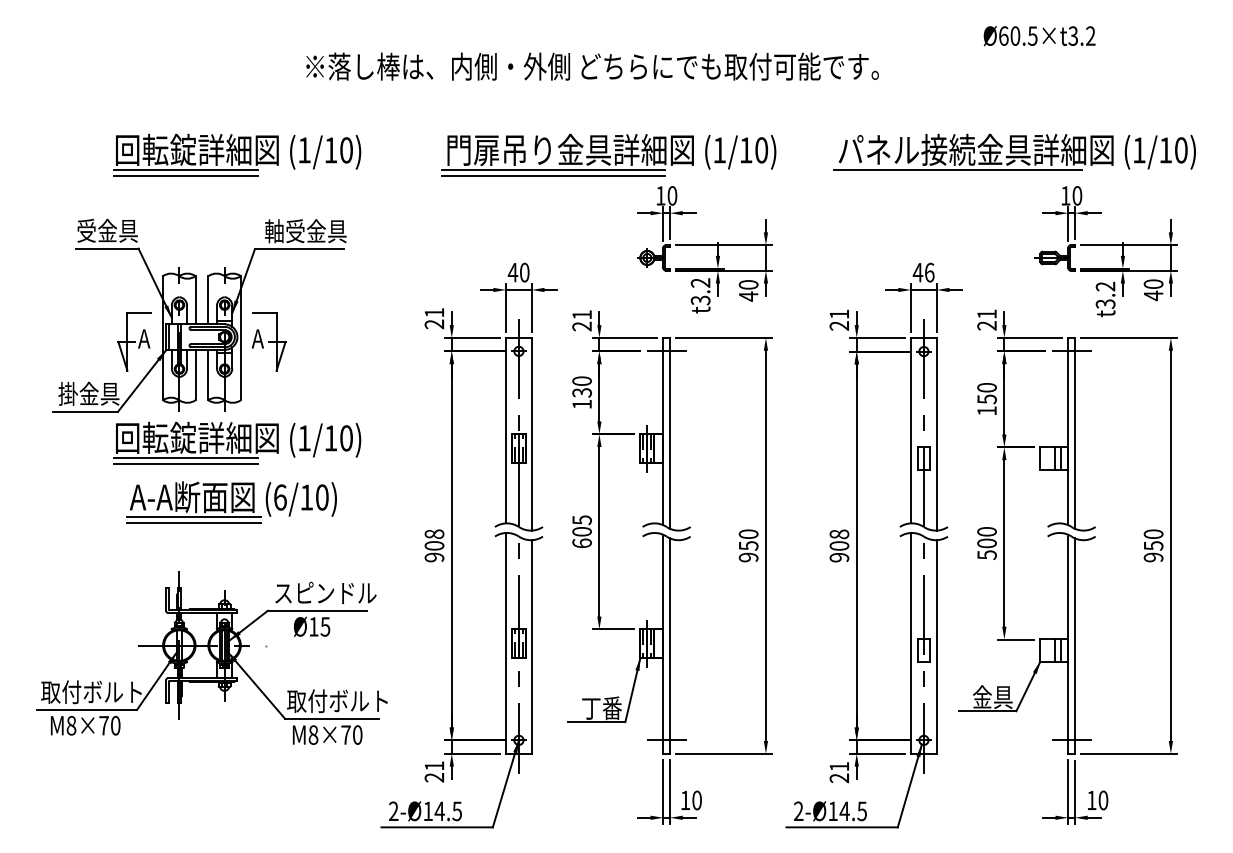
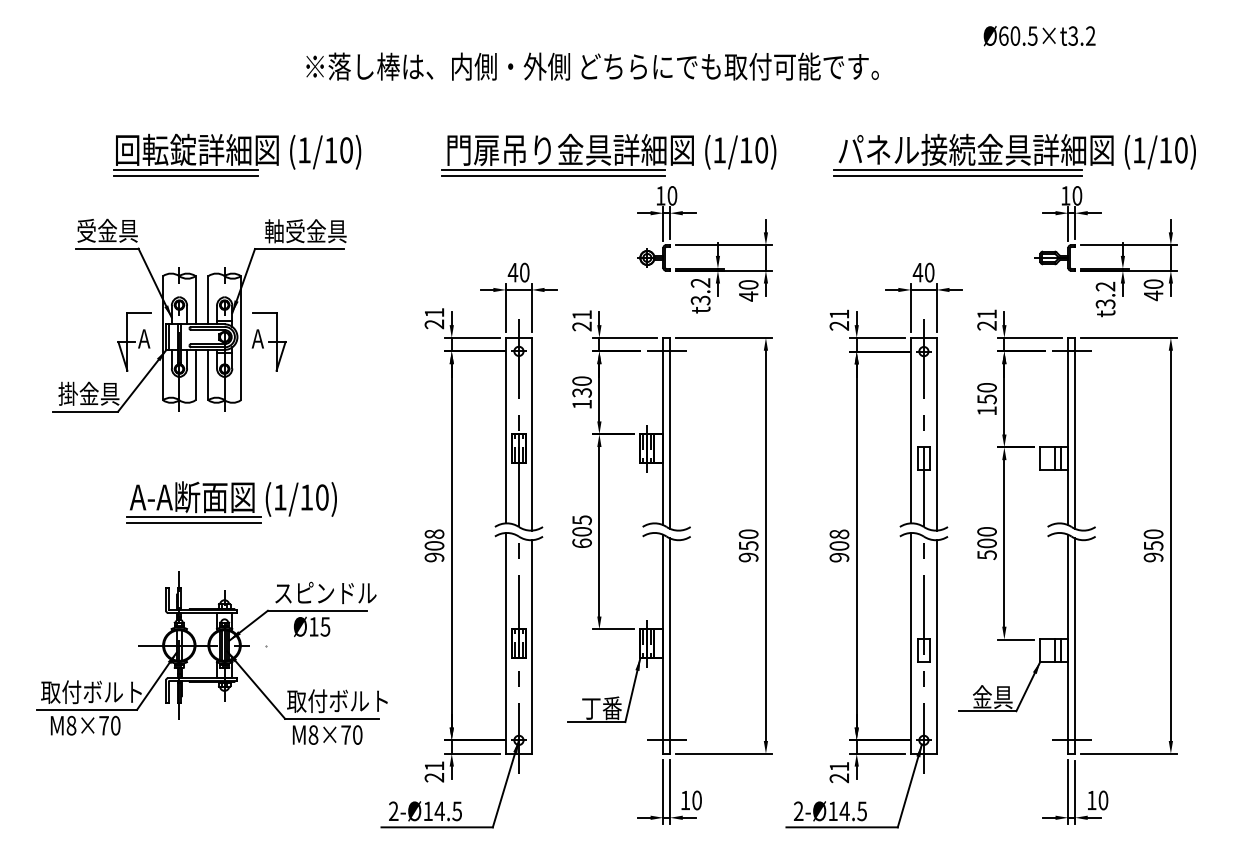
line: none -> present (957, 175)
text: 46 -> 40 (929, 272)
part: present -> none (237, 442)
text: (6/10) -> (1/10) (280, 497)
